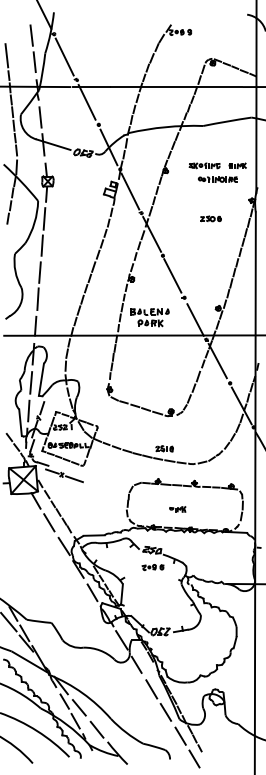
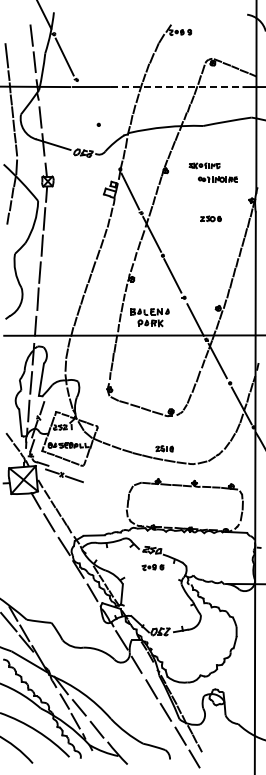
line: solid -> dashed (176, 87)
line: present -> none (86, 101)
line: present -> none (108, 147)
part: present -> none (237, 165)
part: present -> none (177, 509)
